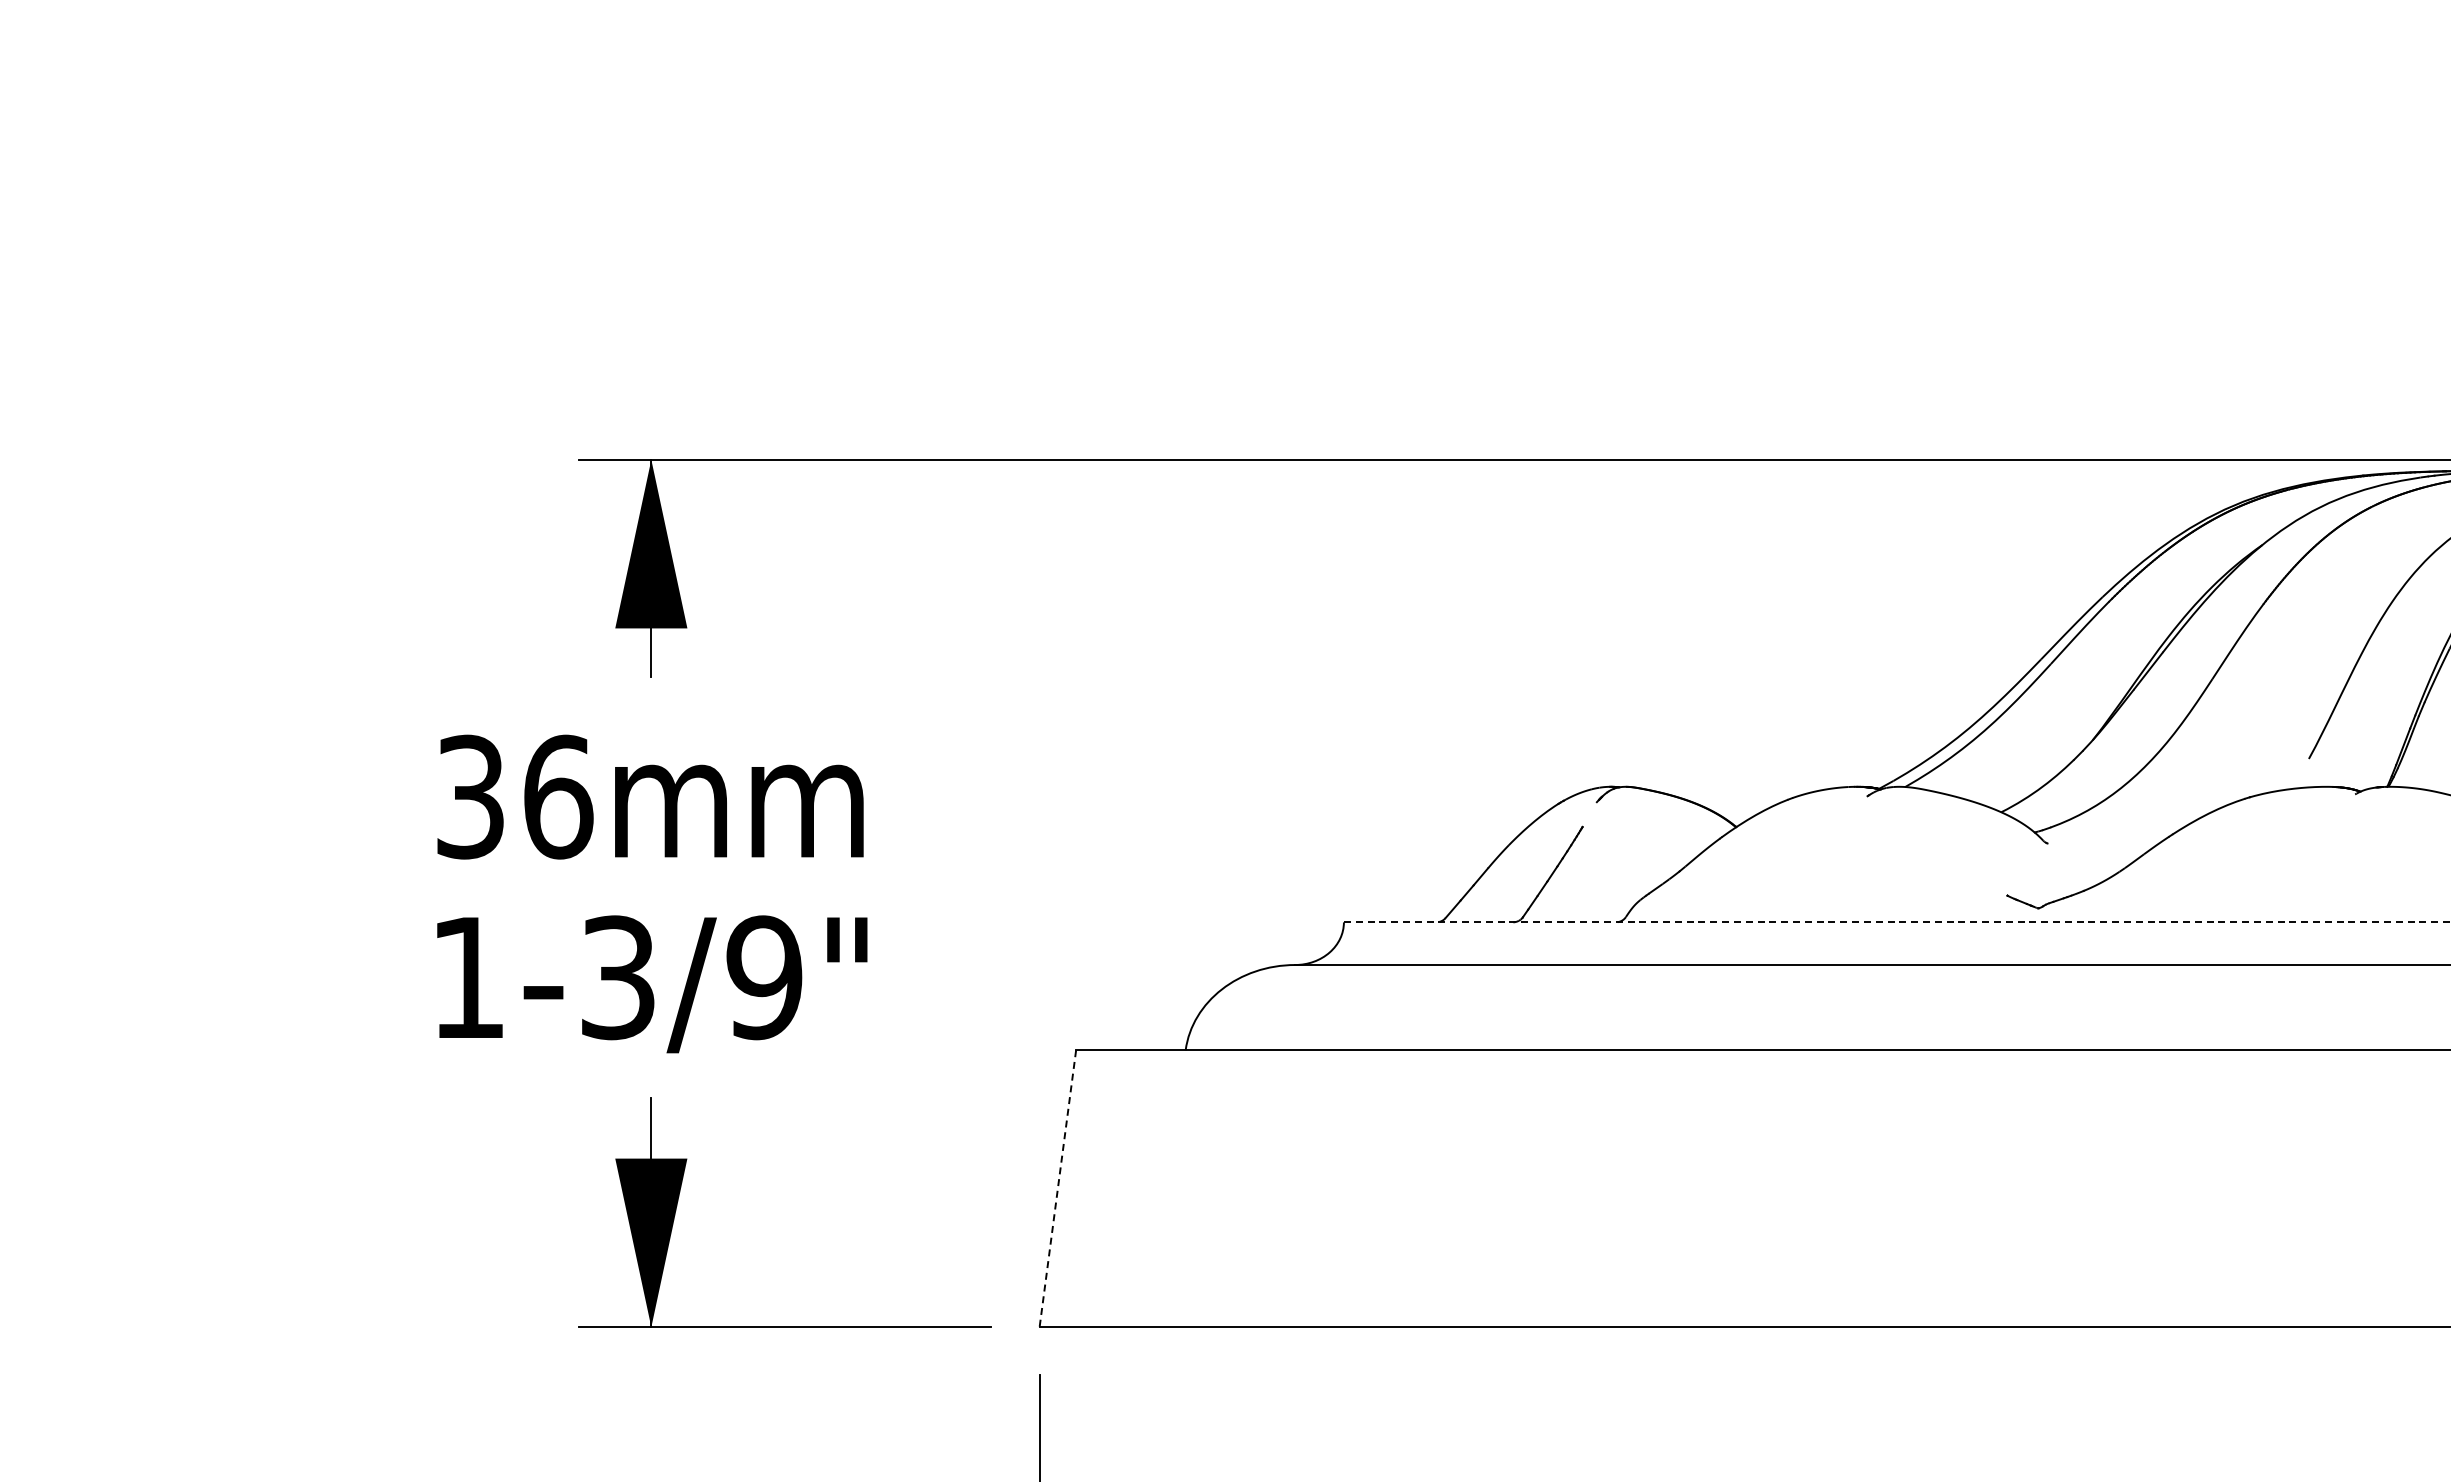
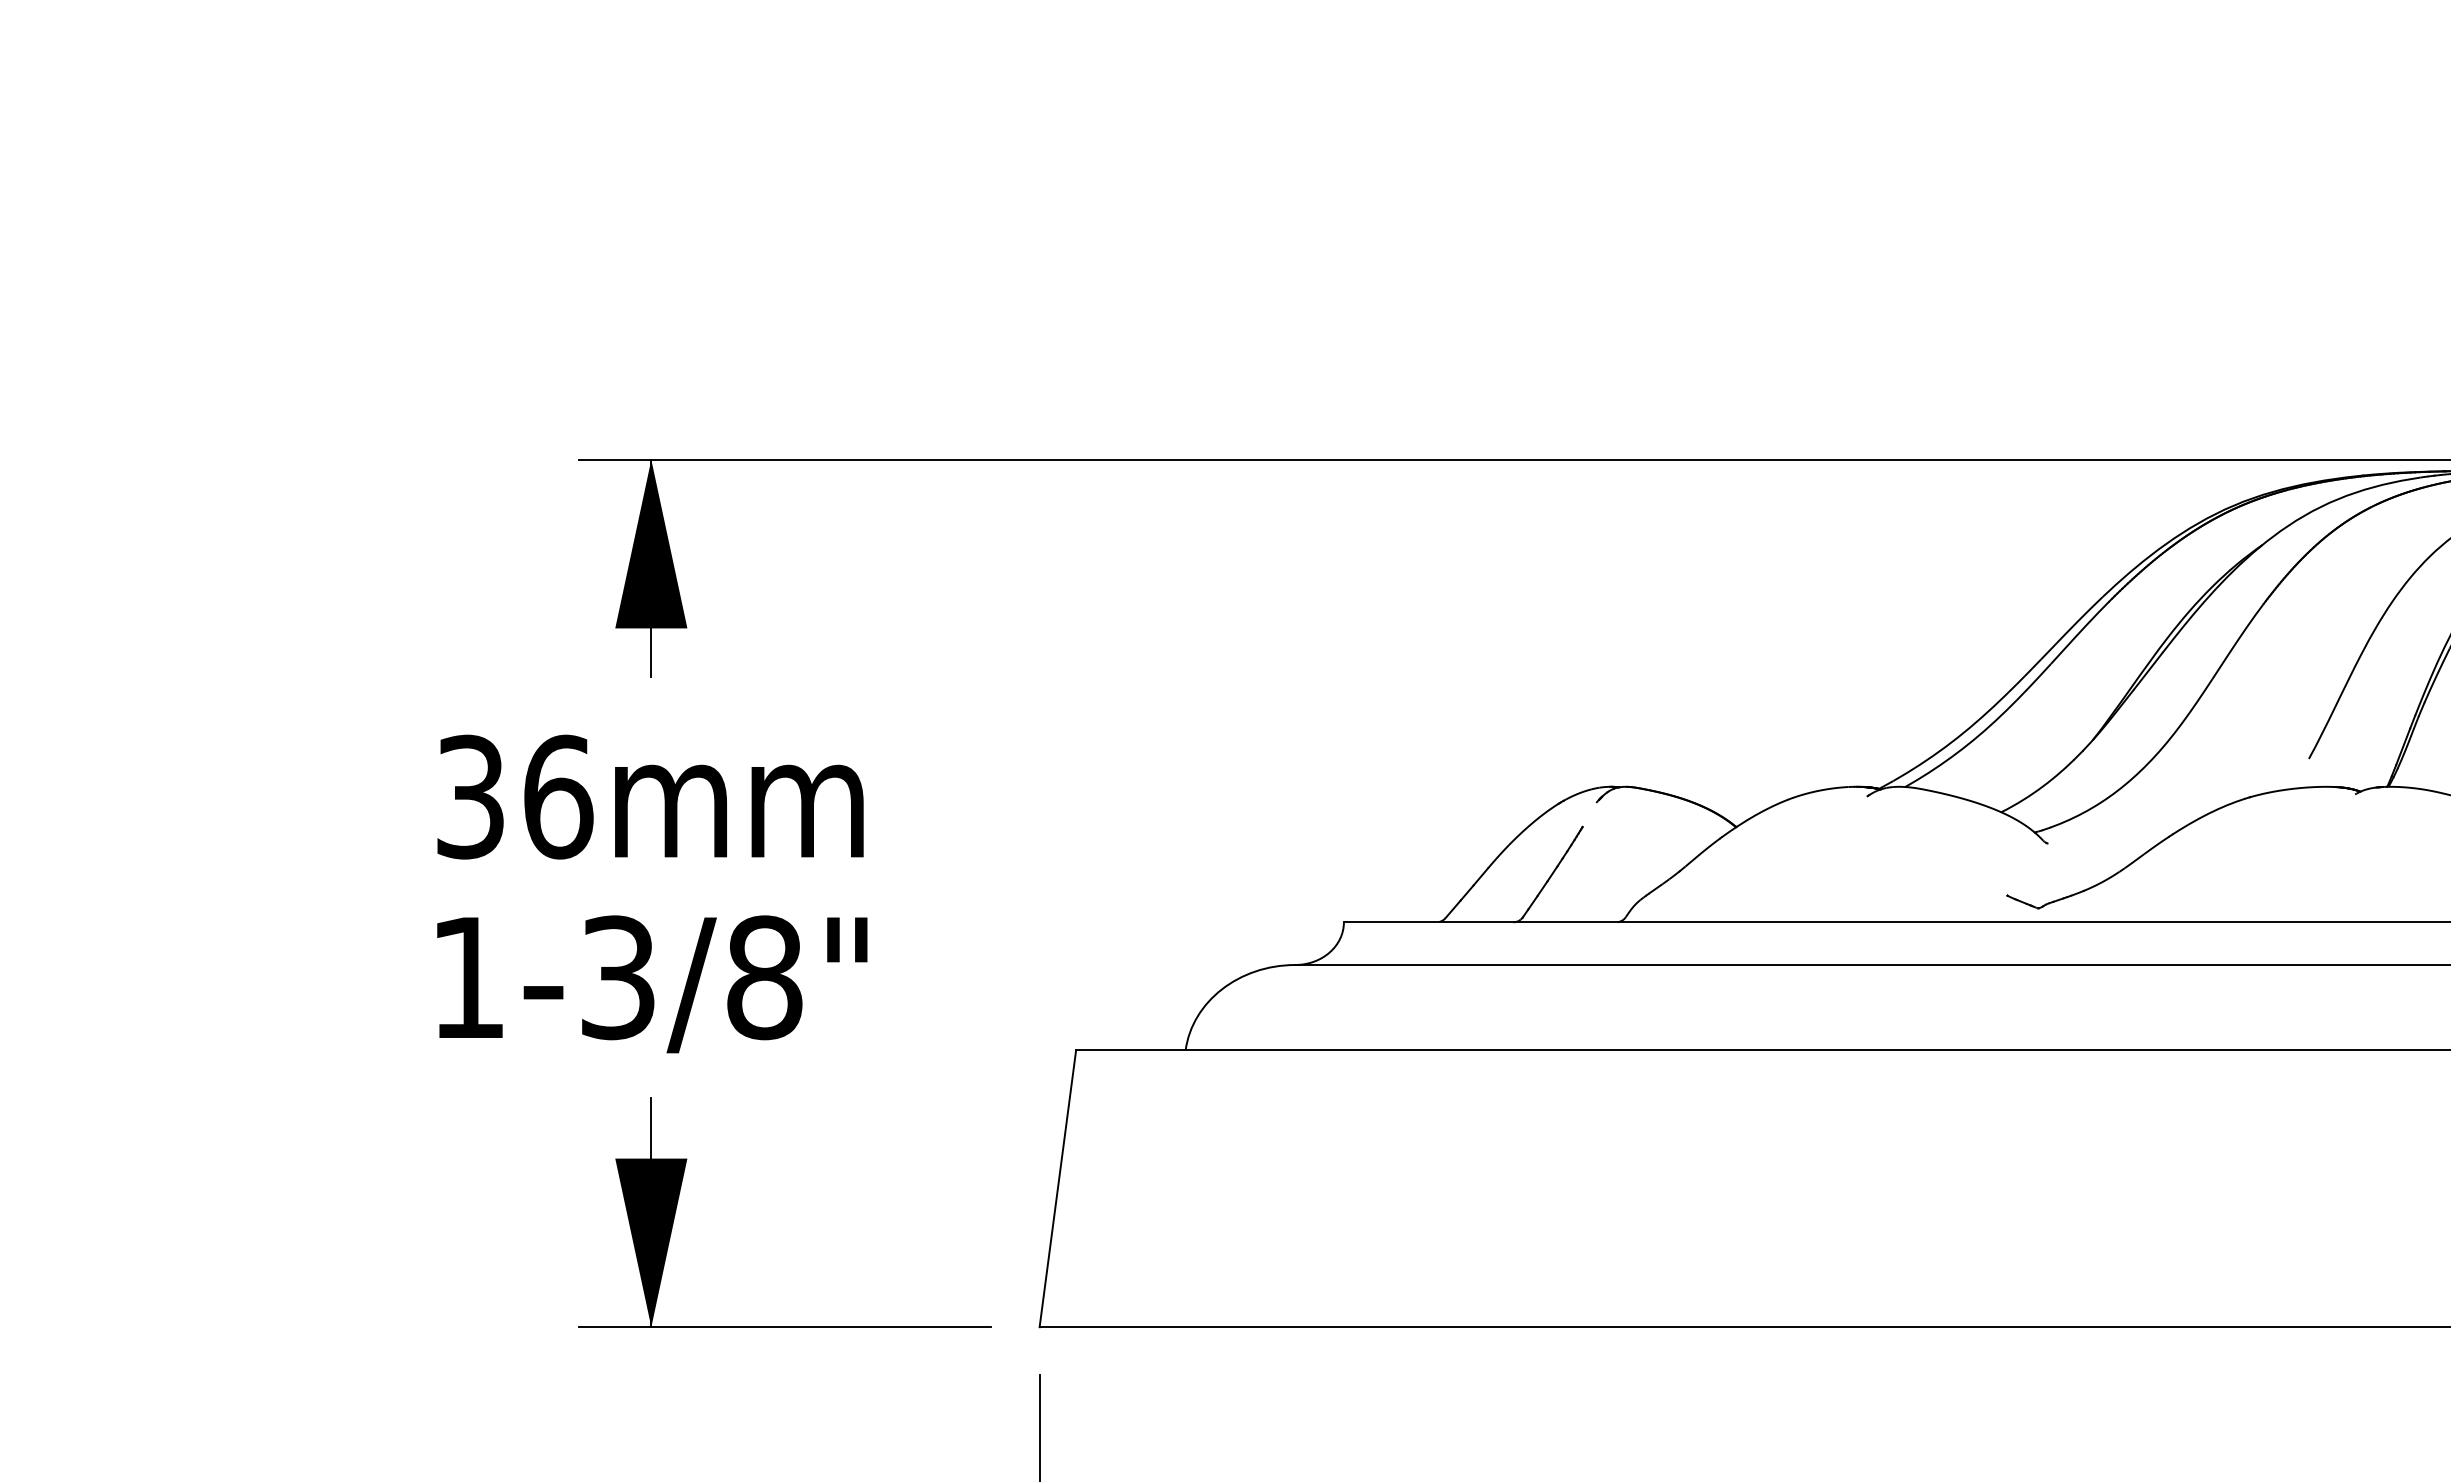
line: dashed -> solid (1897, 922)
text: 1-3/9" -> 1-3/8" (764, 977)
line: dashed -> solid (1057, 1188)
